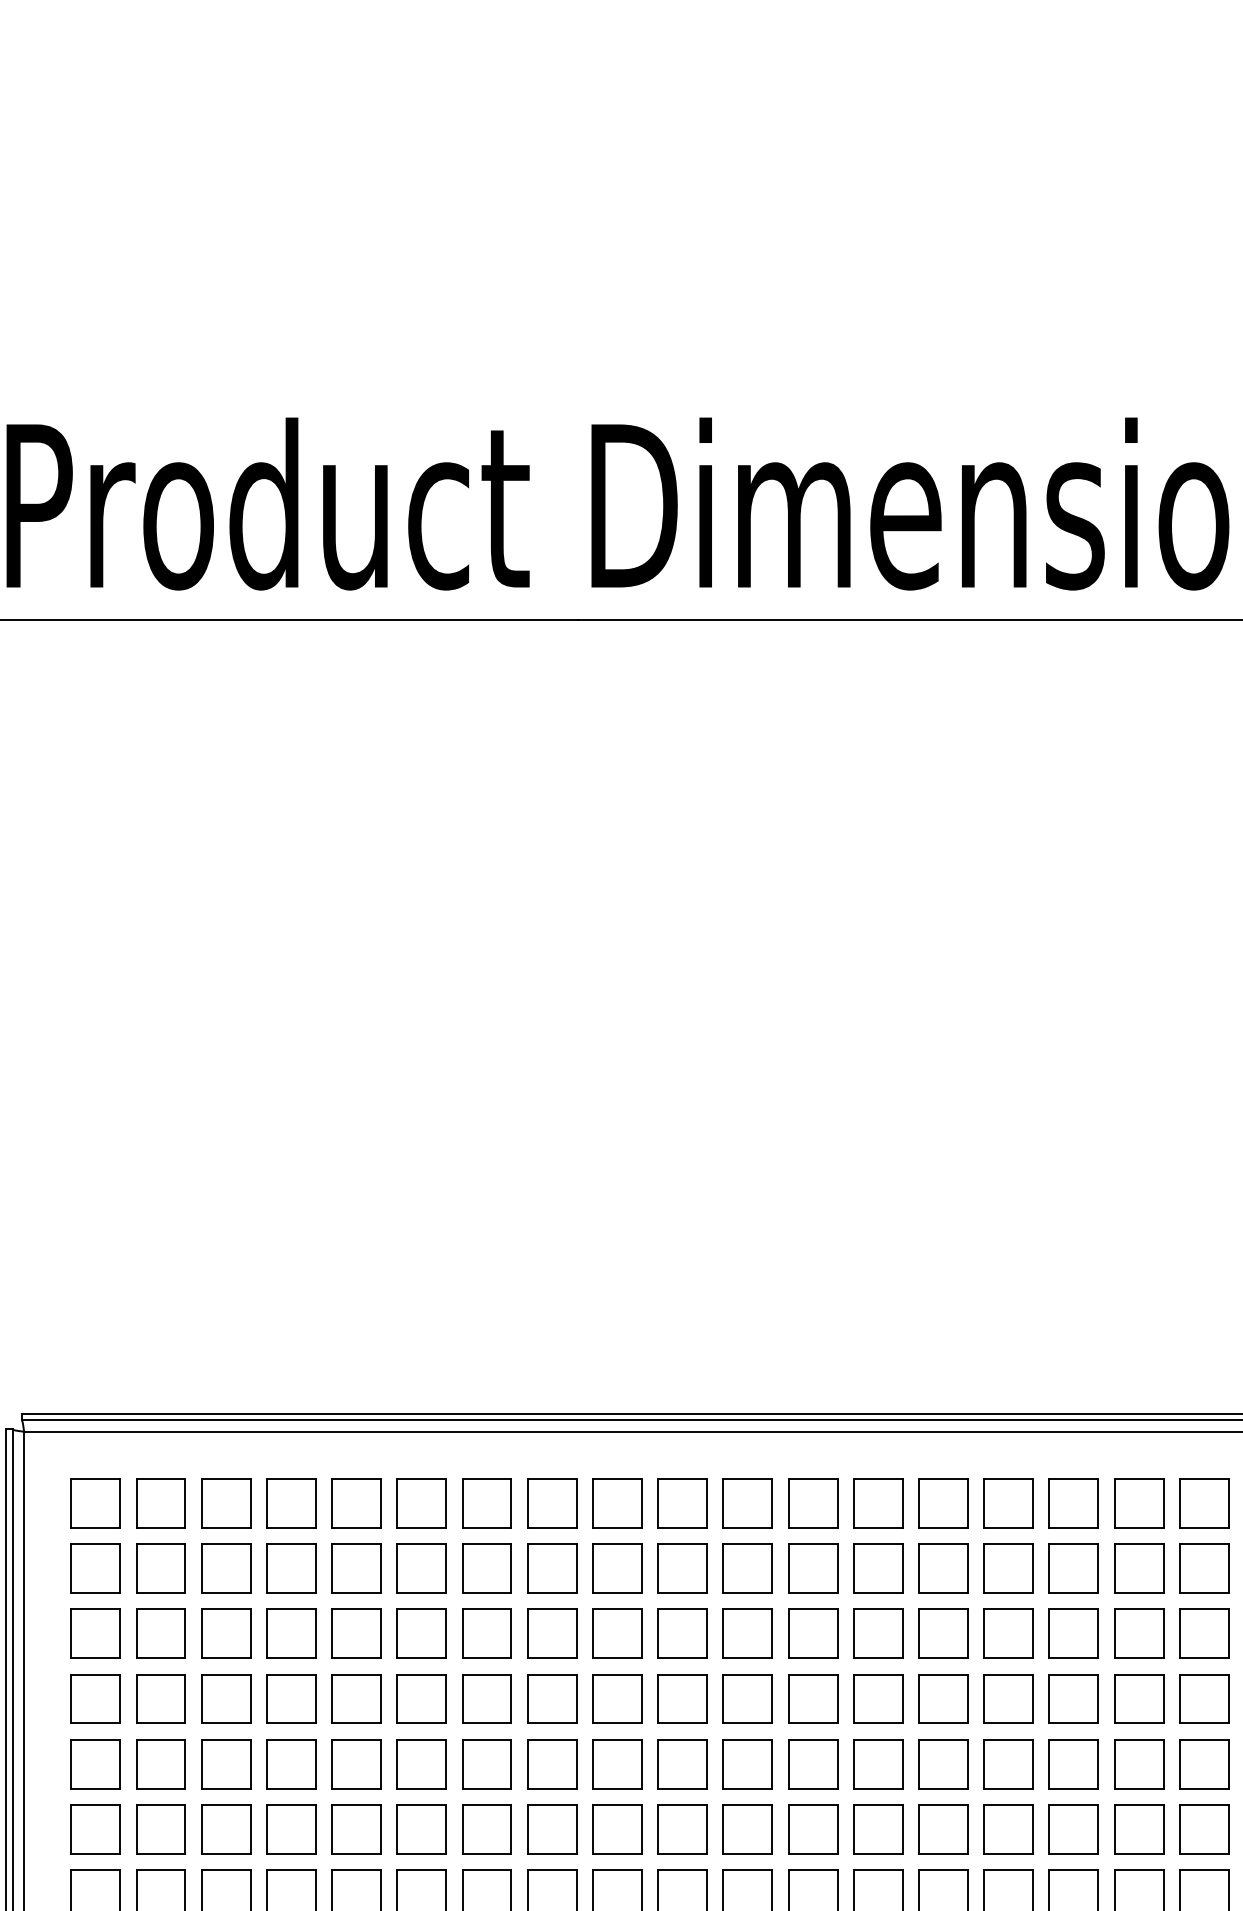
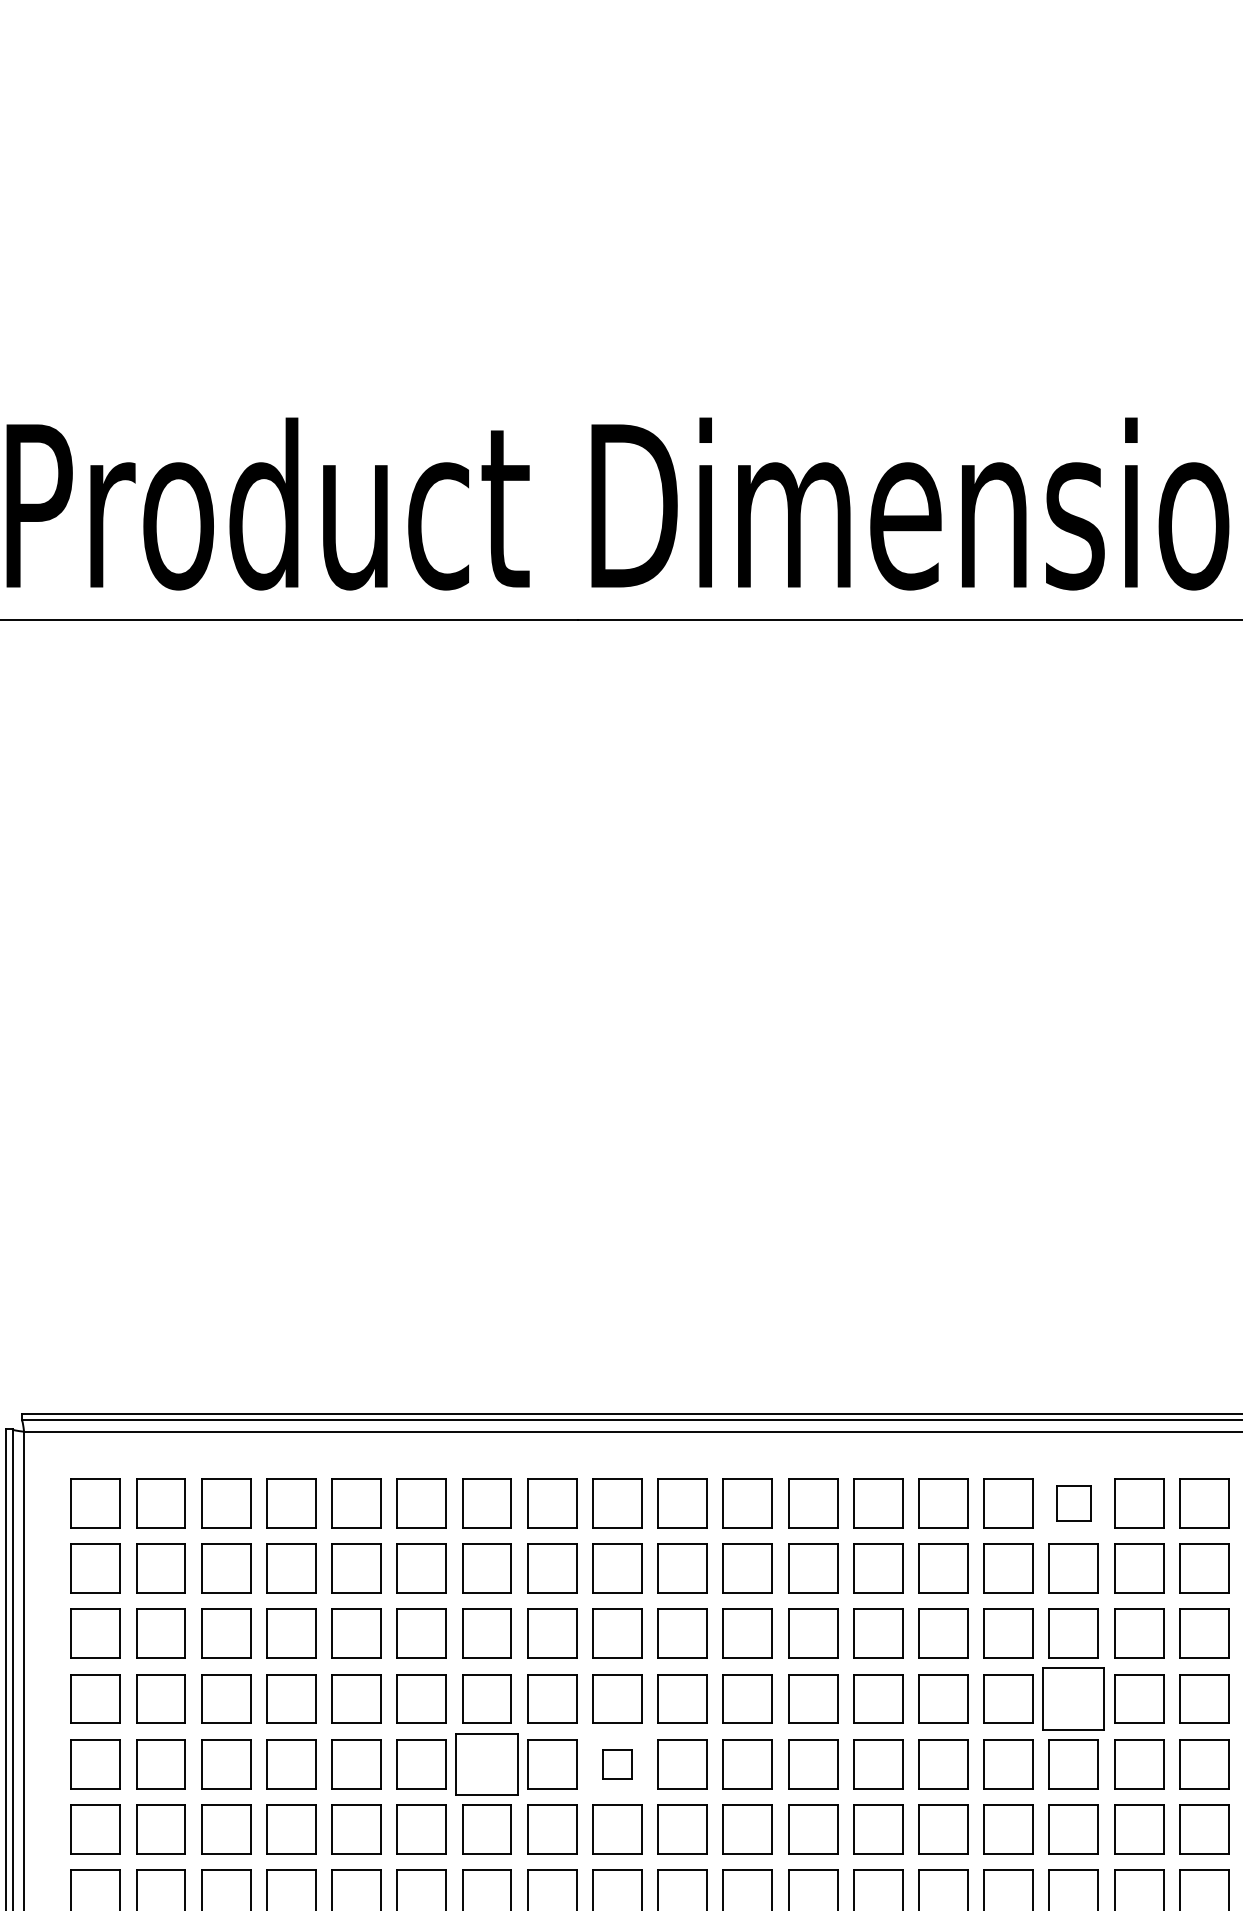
part size: 51x51 px -> 36x37 px (1073, 1503)
part size: 51x50 px -> 63x64 px (1073, 1698)
part size: 50x51 px -> 64x63 px (486, 1764)
part size: 51x51 px -> 31x31 px (617, 1764)
